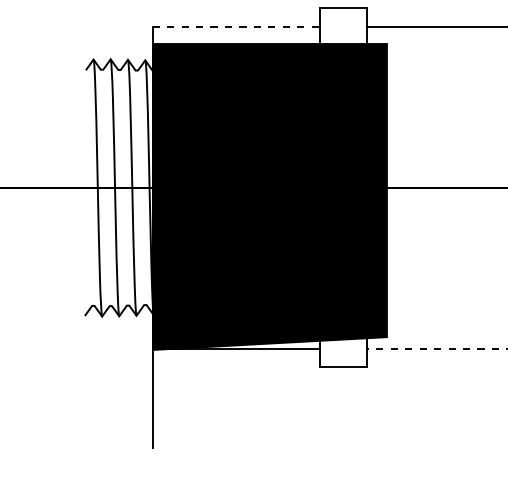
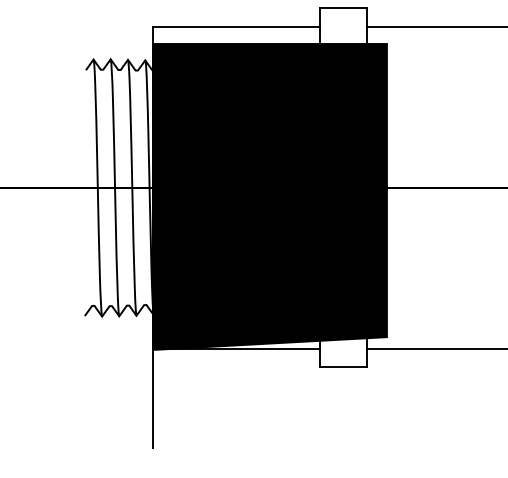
line: dashed -> solid (236, 26)
line: dashed -> solid (437, 348)
